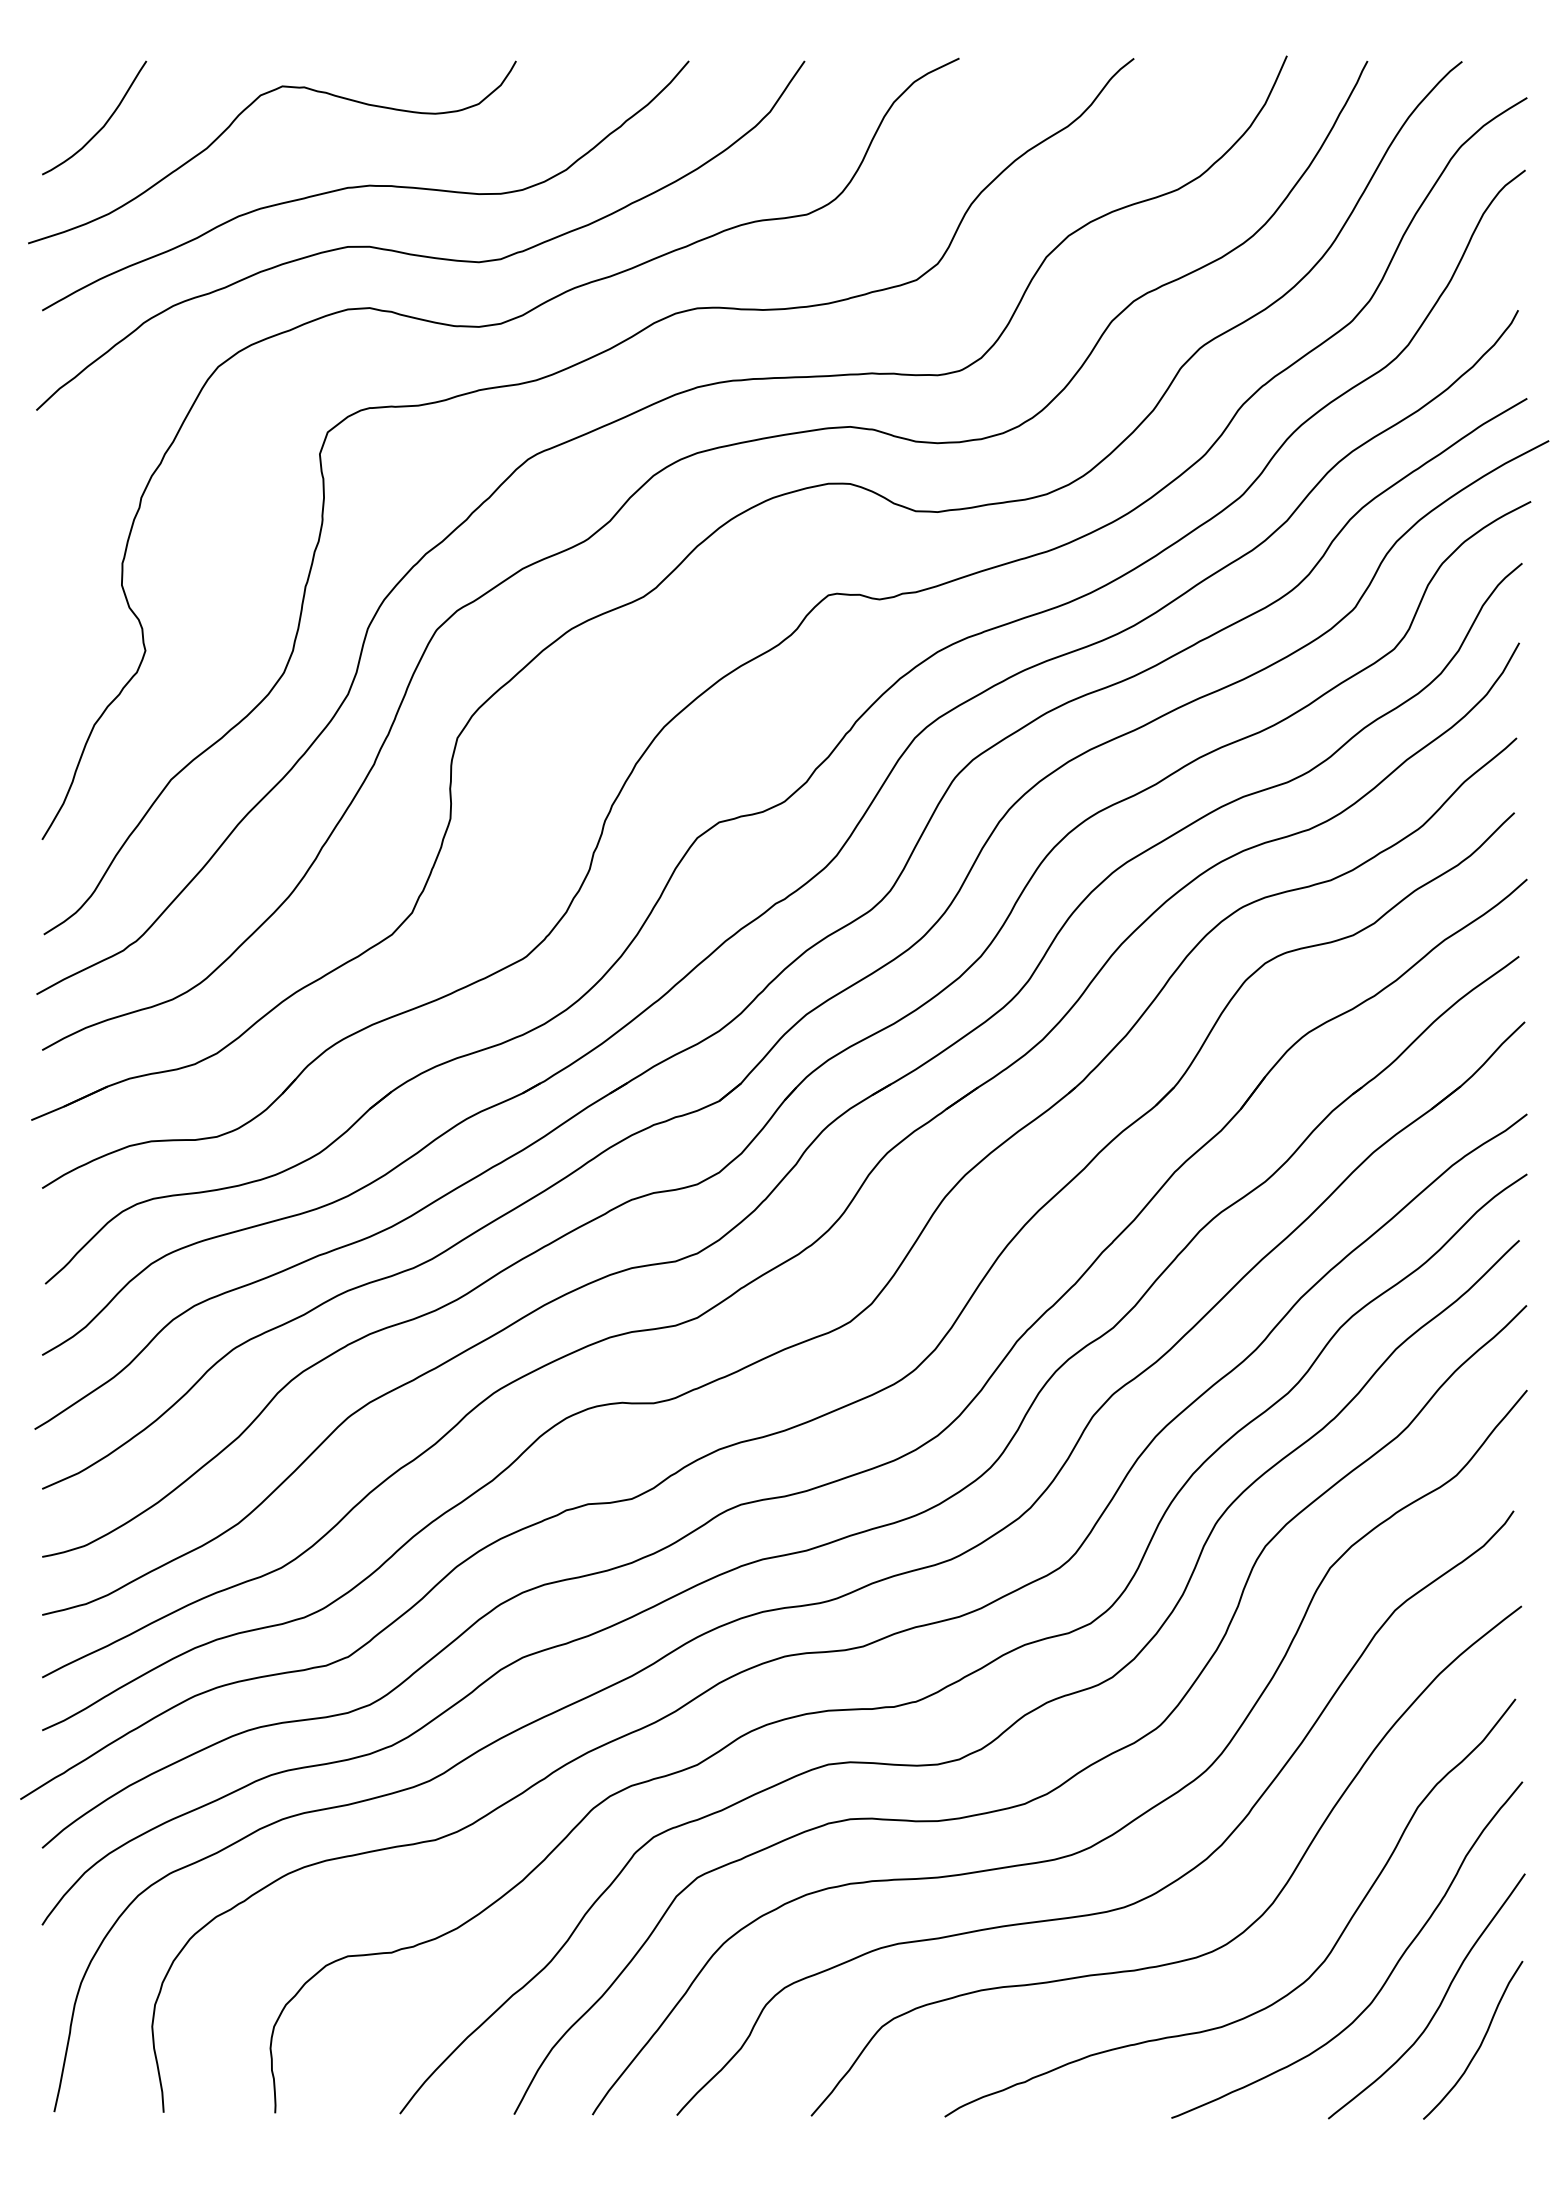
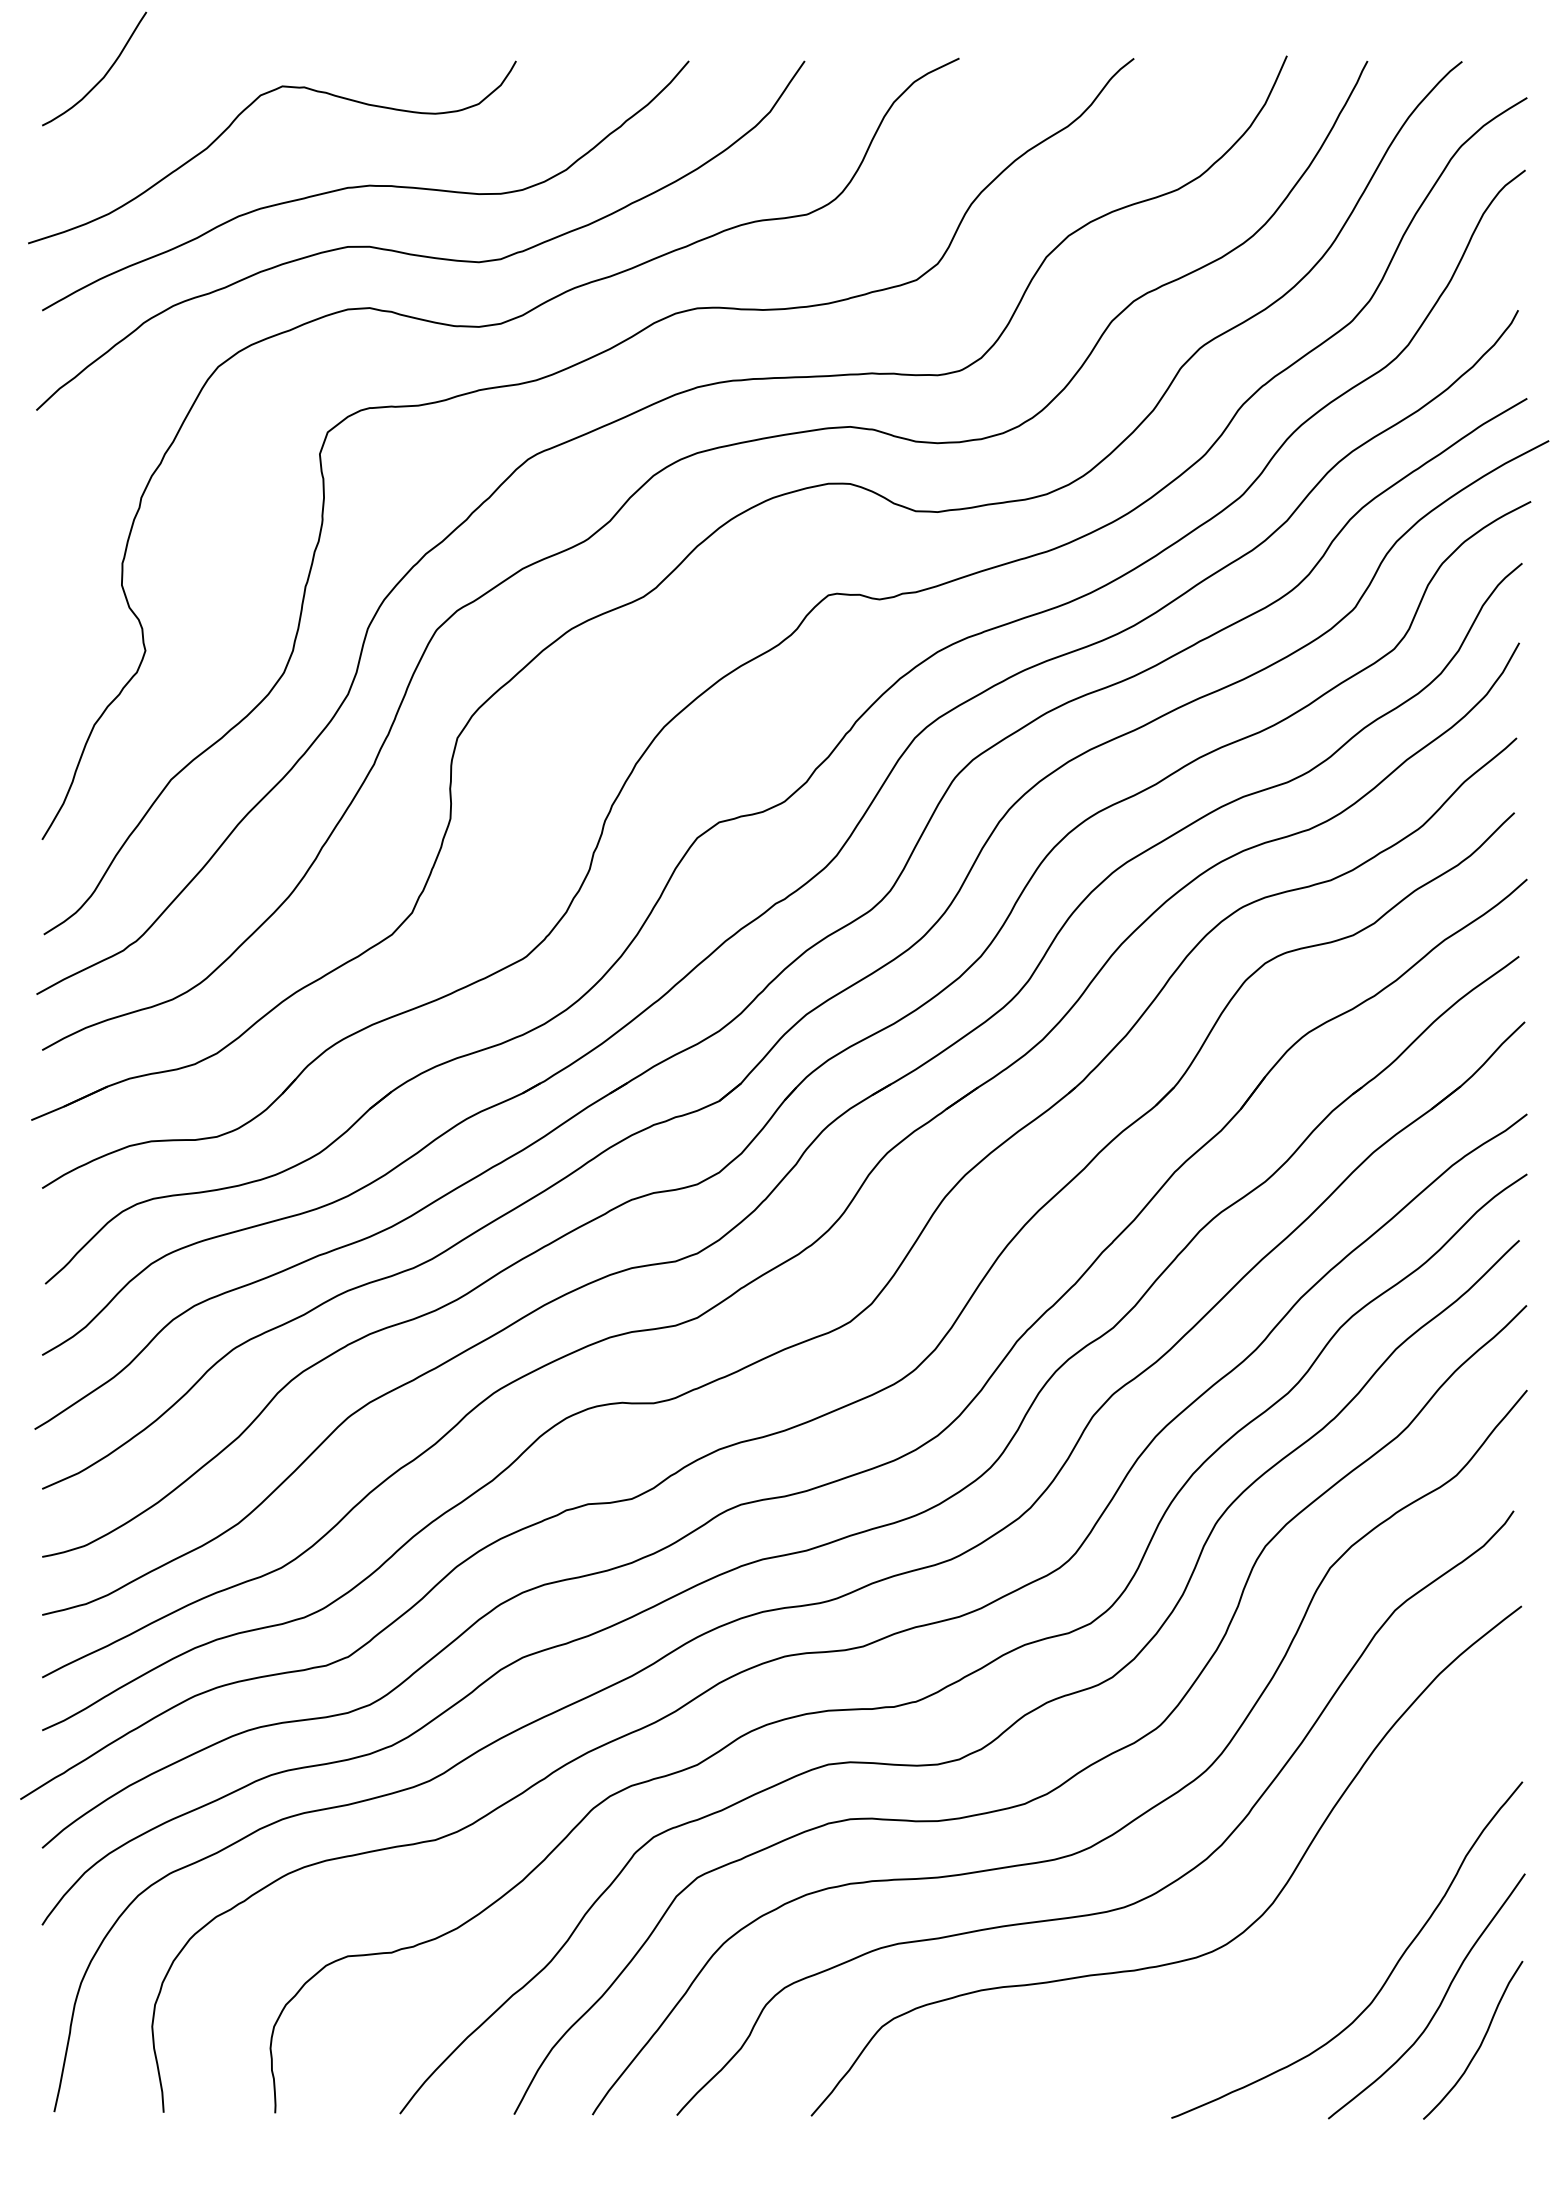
curve position: (104, 123) -> (104, 74) (104, 74)
curve: present -> none (1288, 1992)
